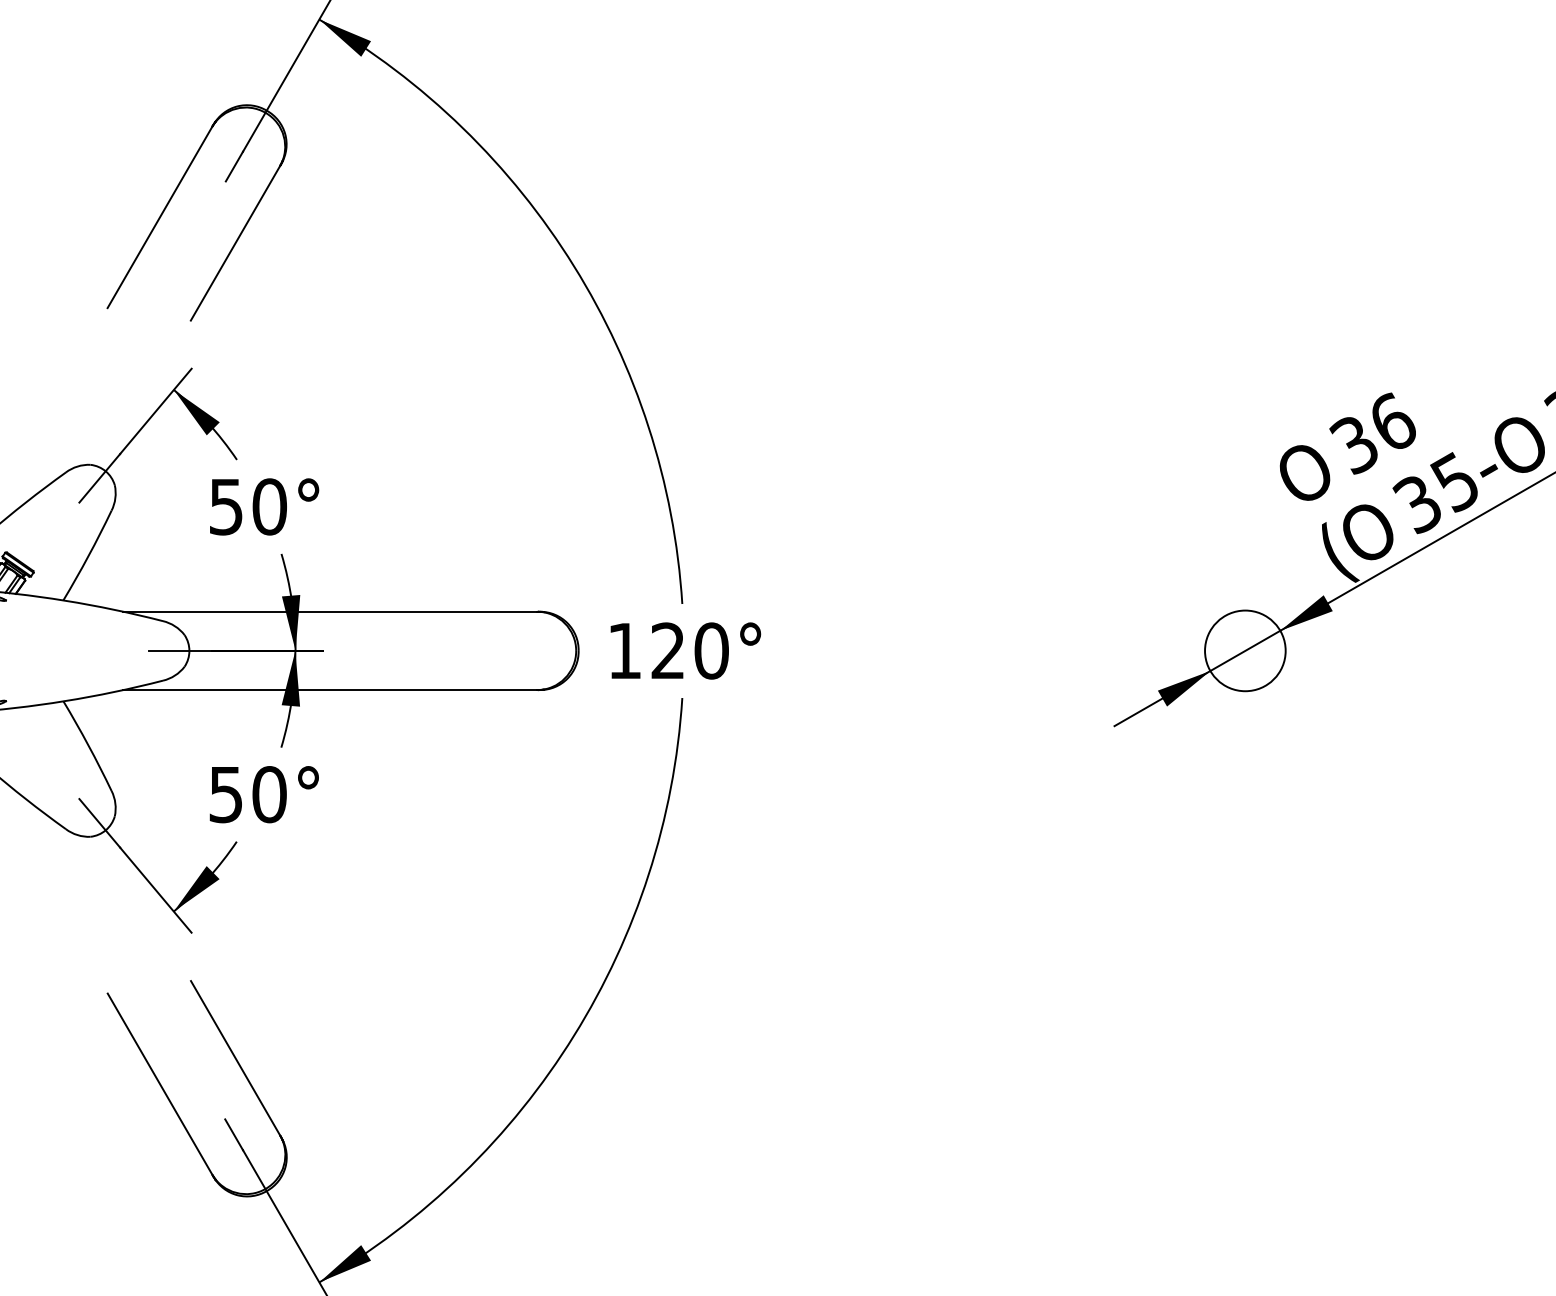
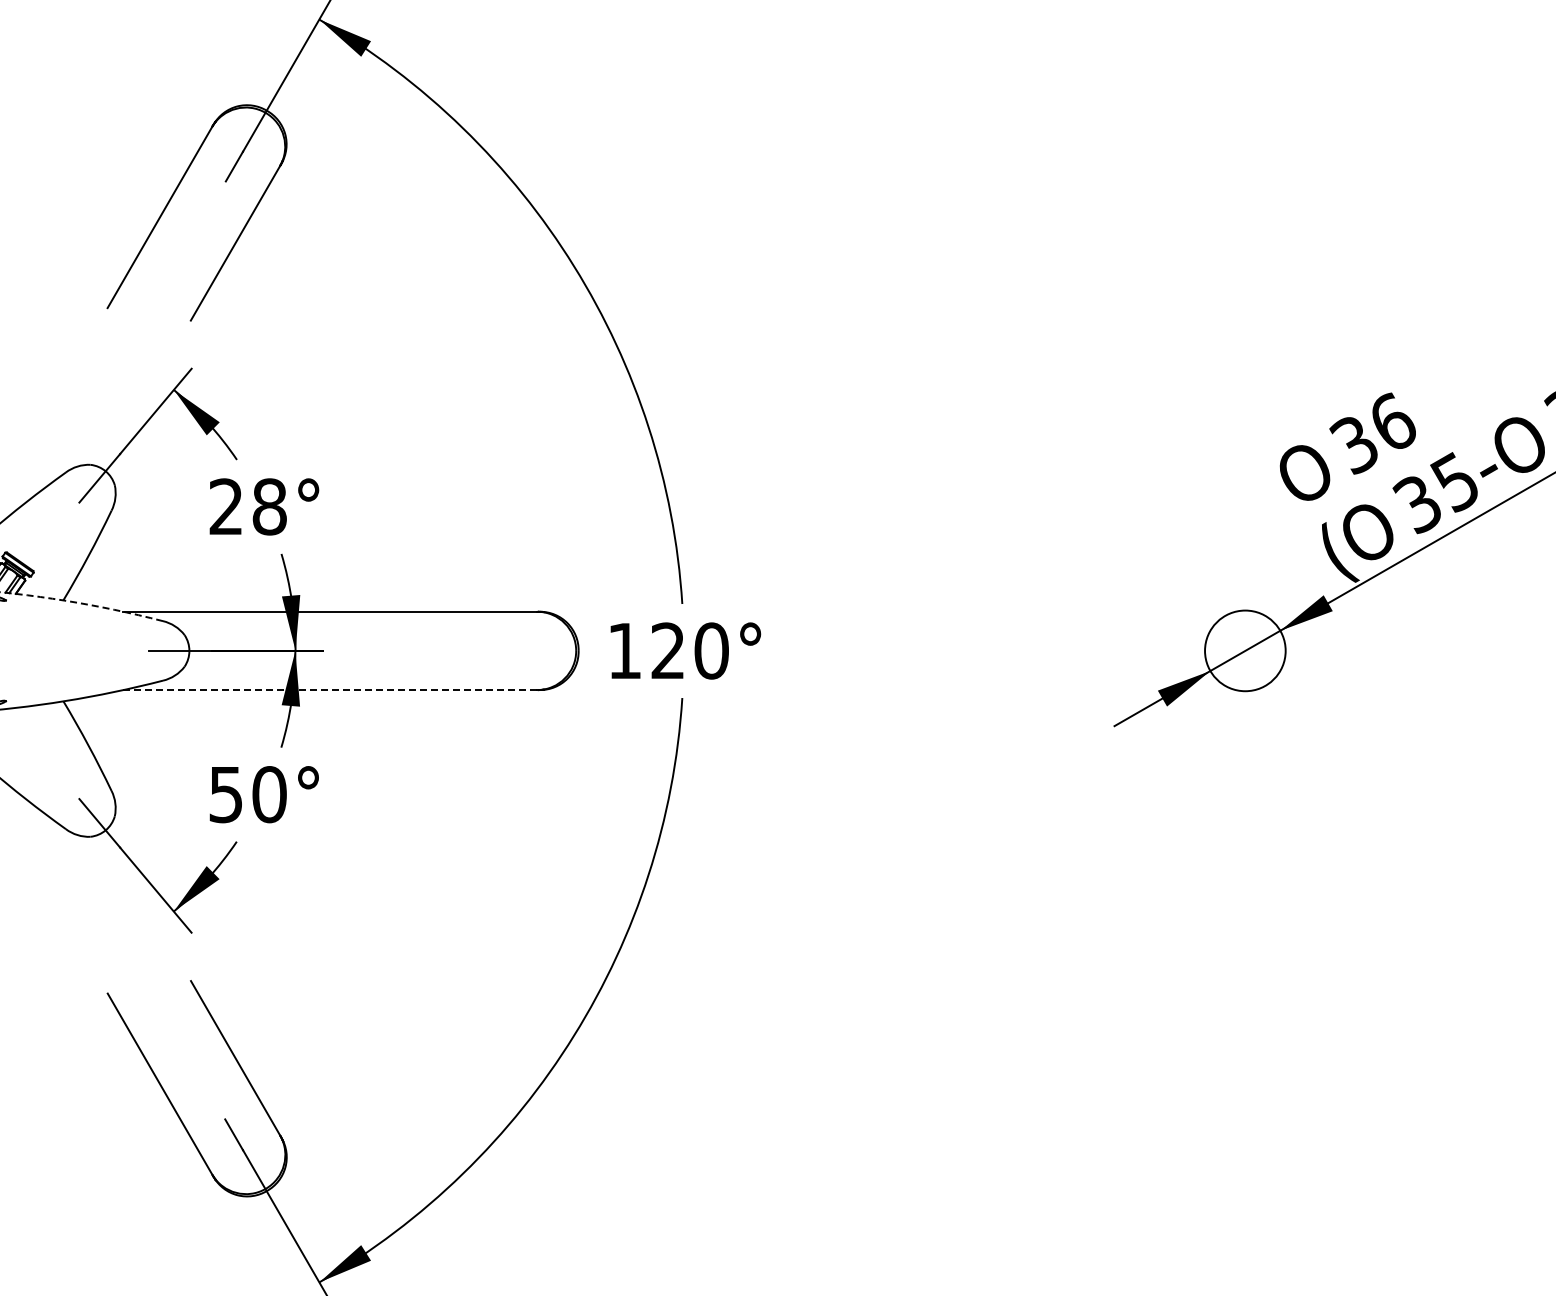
text: 50° -> 28° (247, 506)
arc: solid -> dashed (82, 603)
line: solid -> dashed (330, 690)
